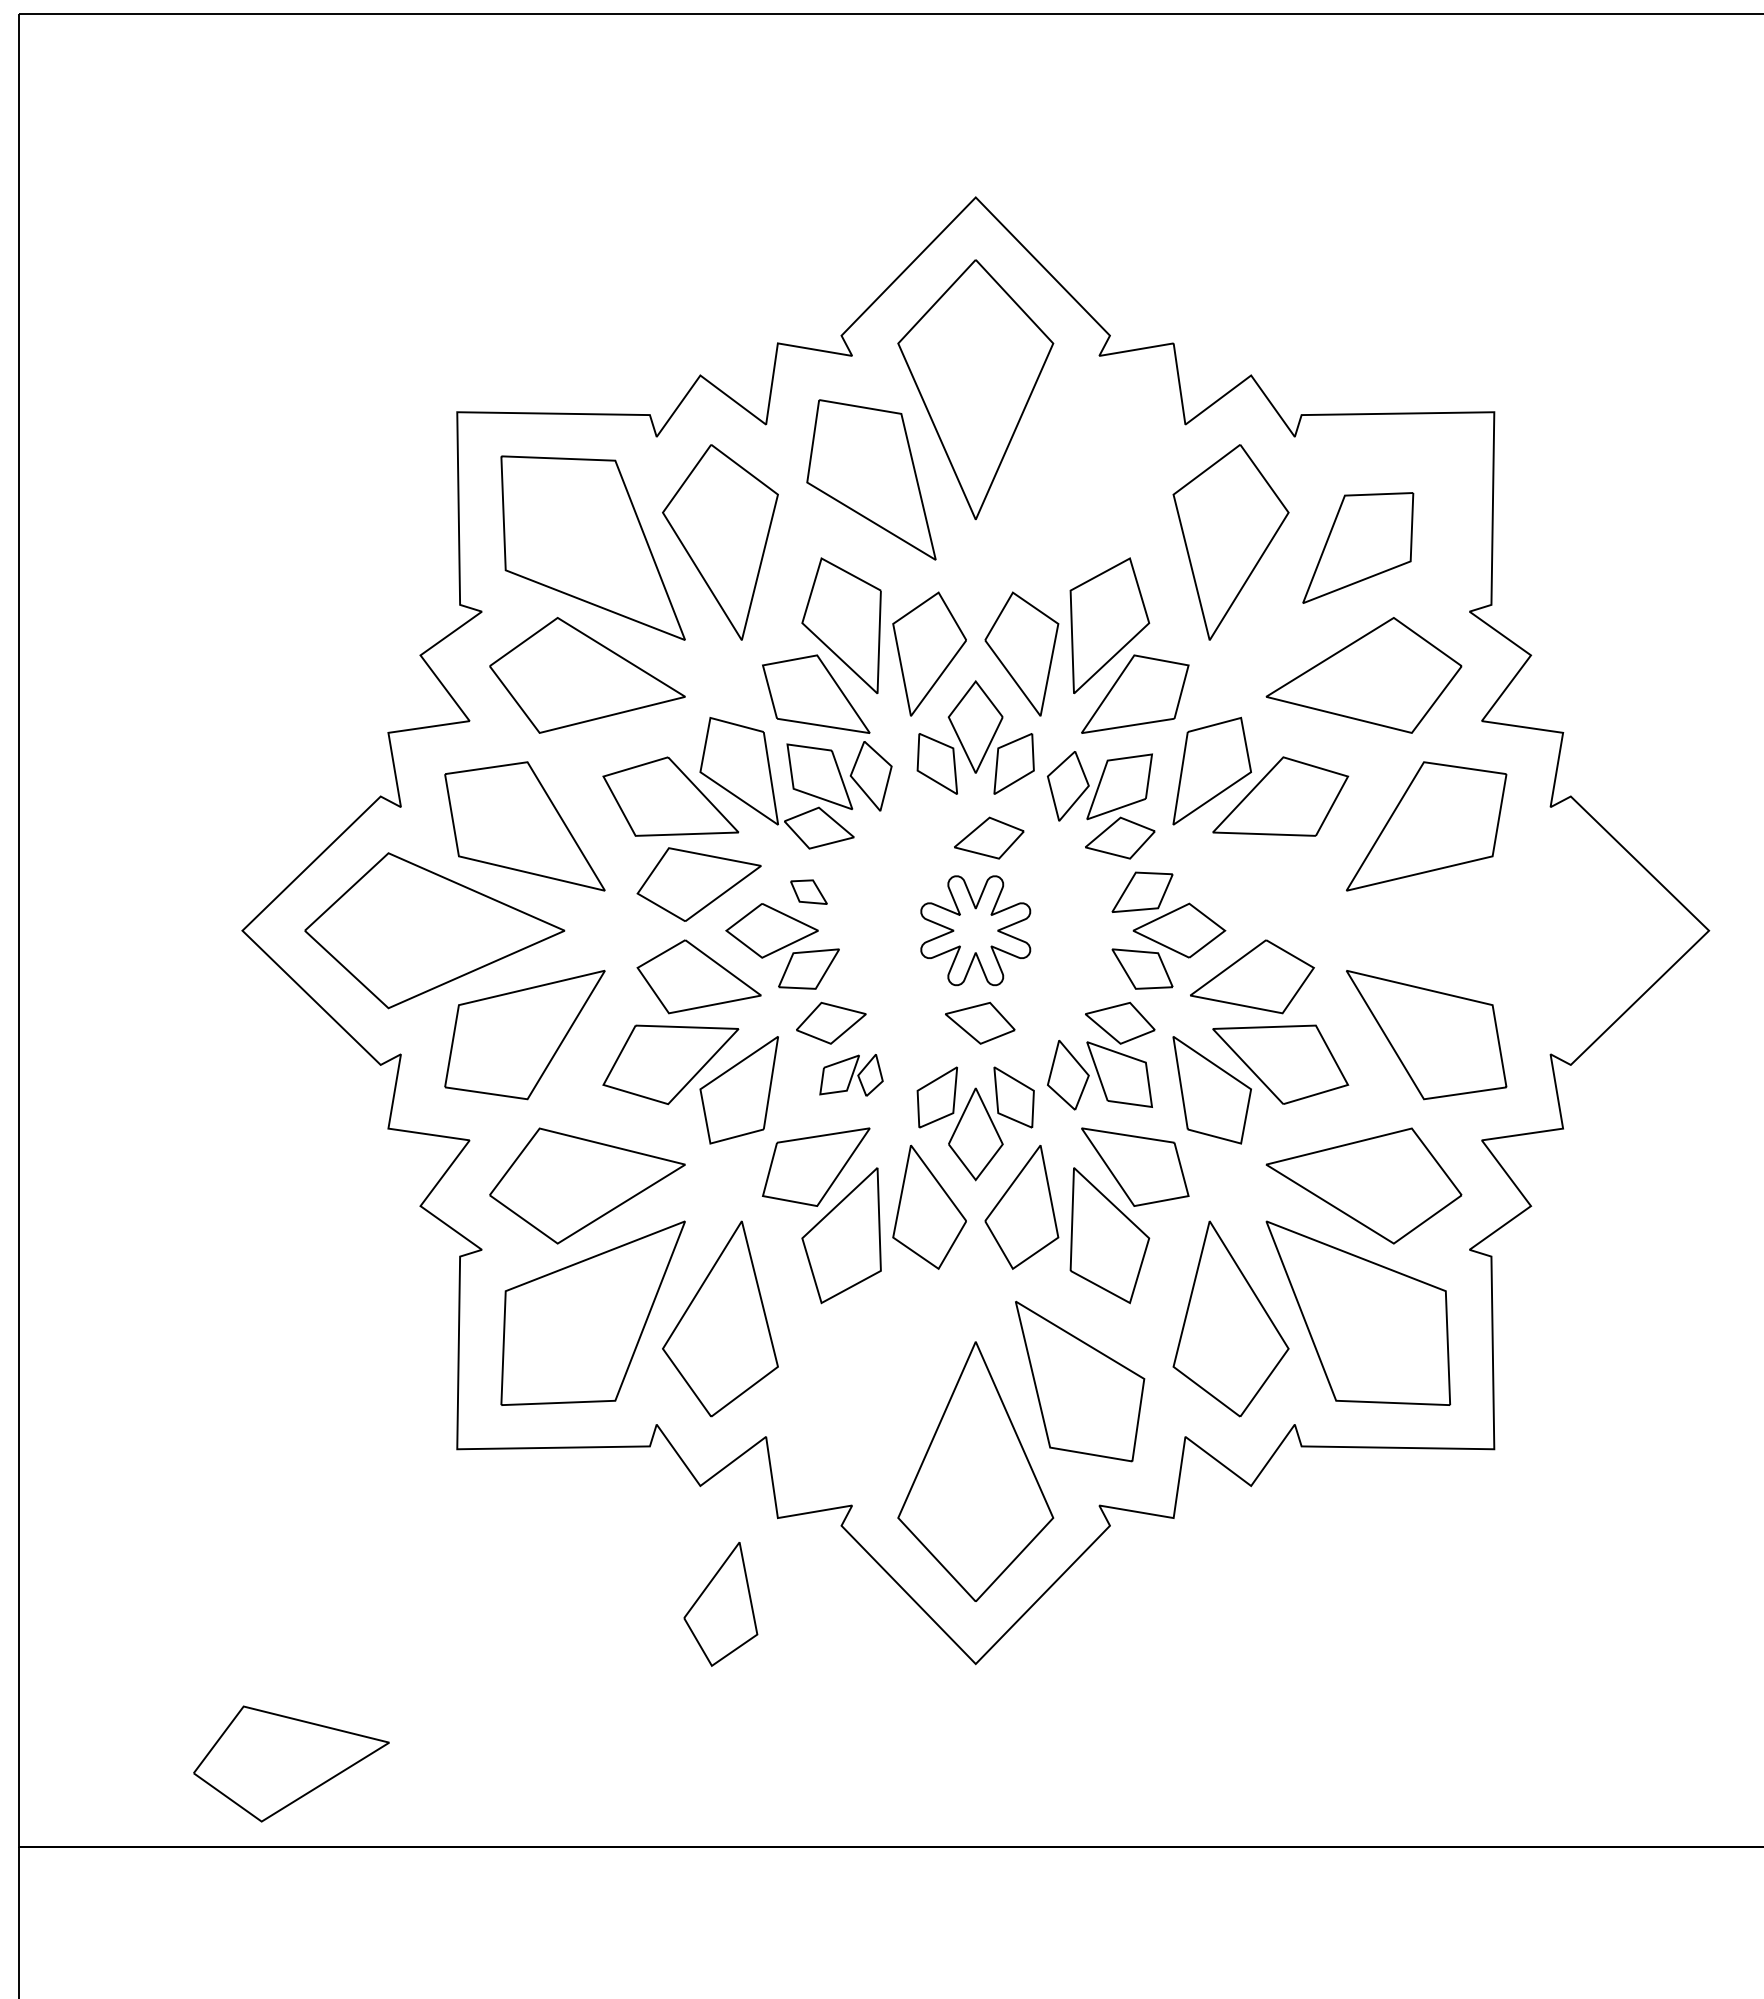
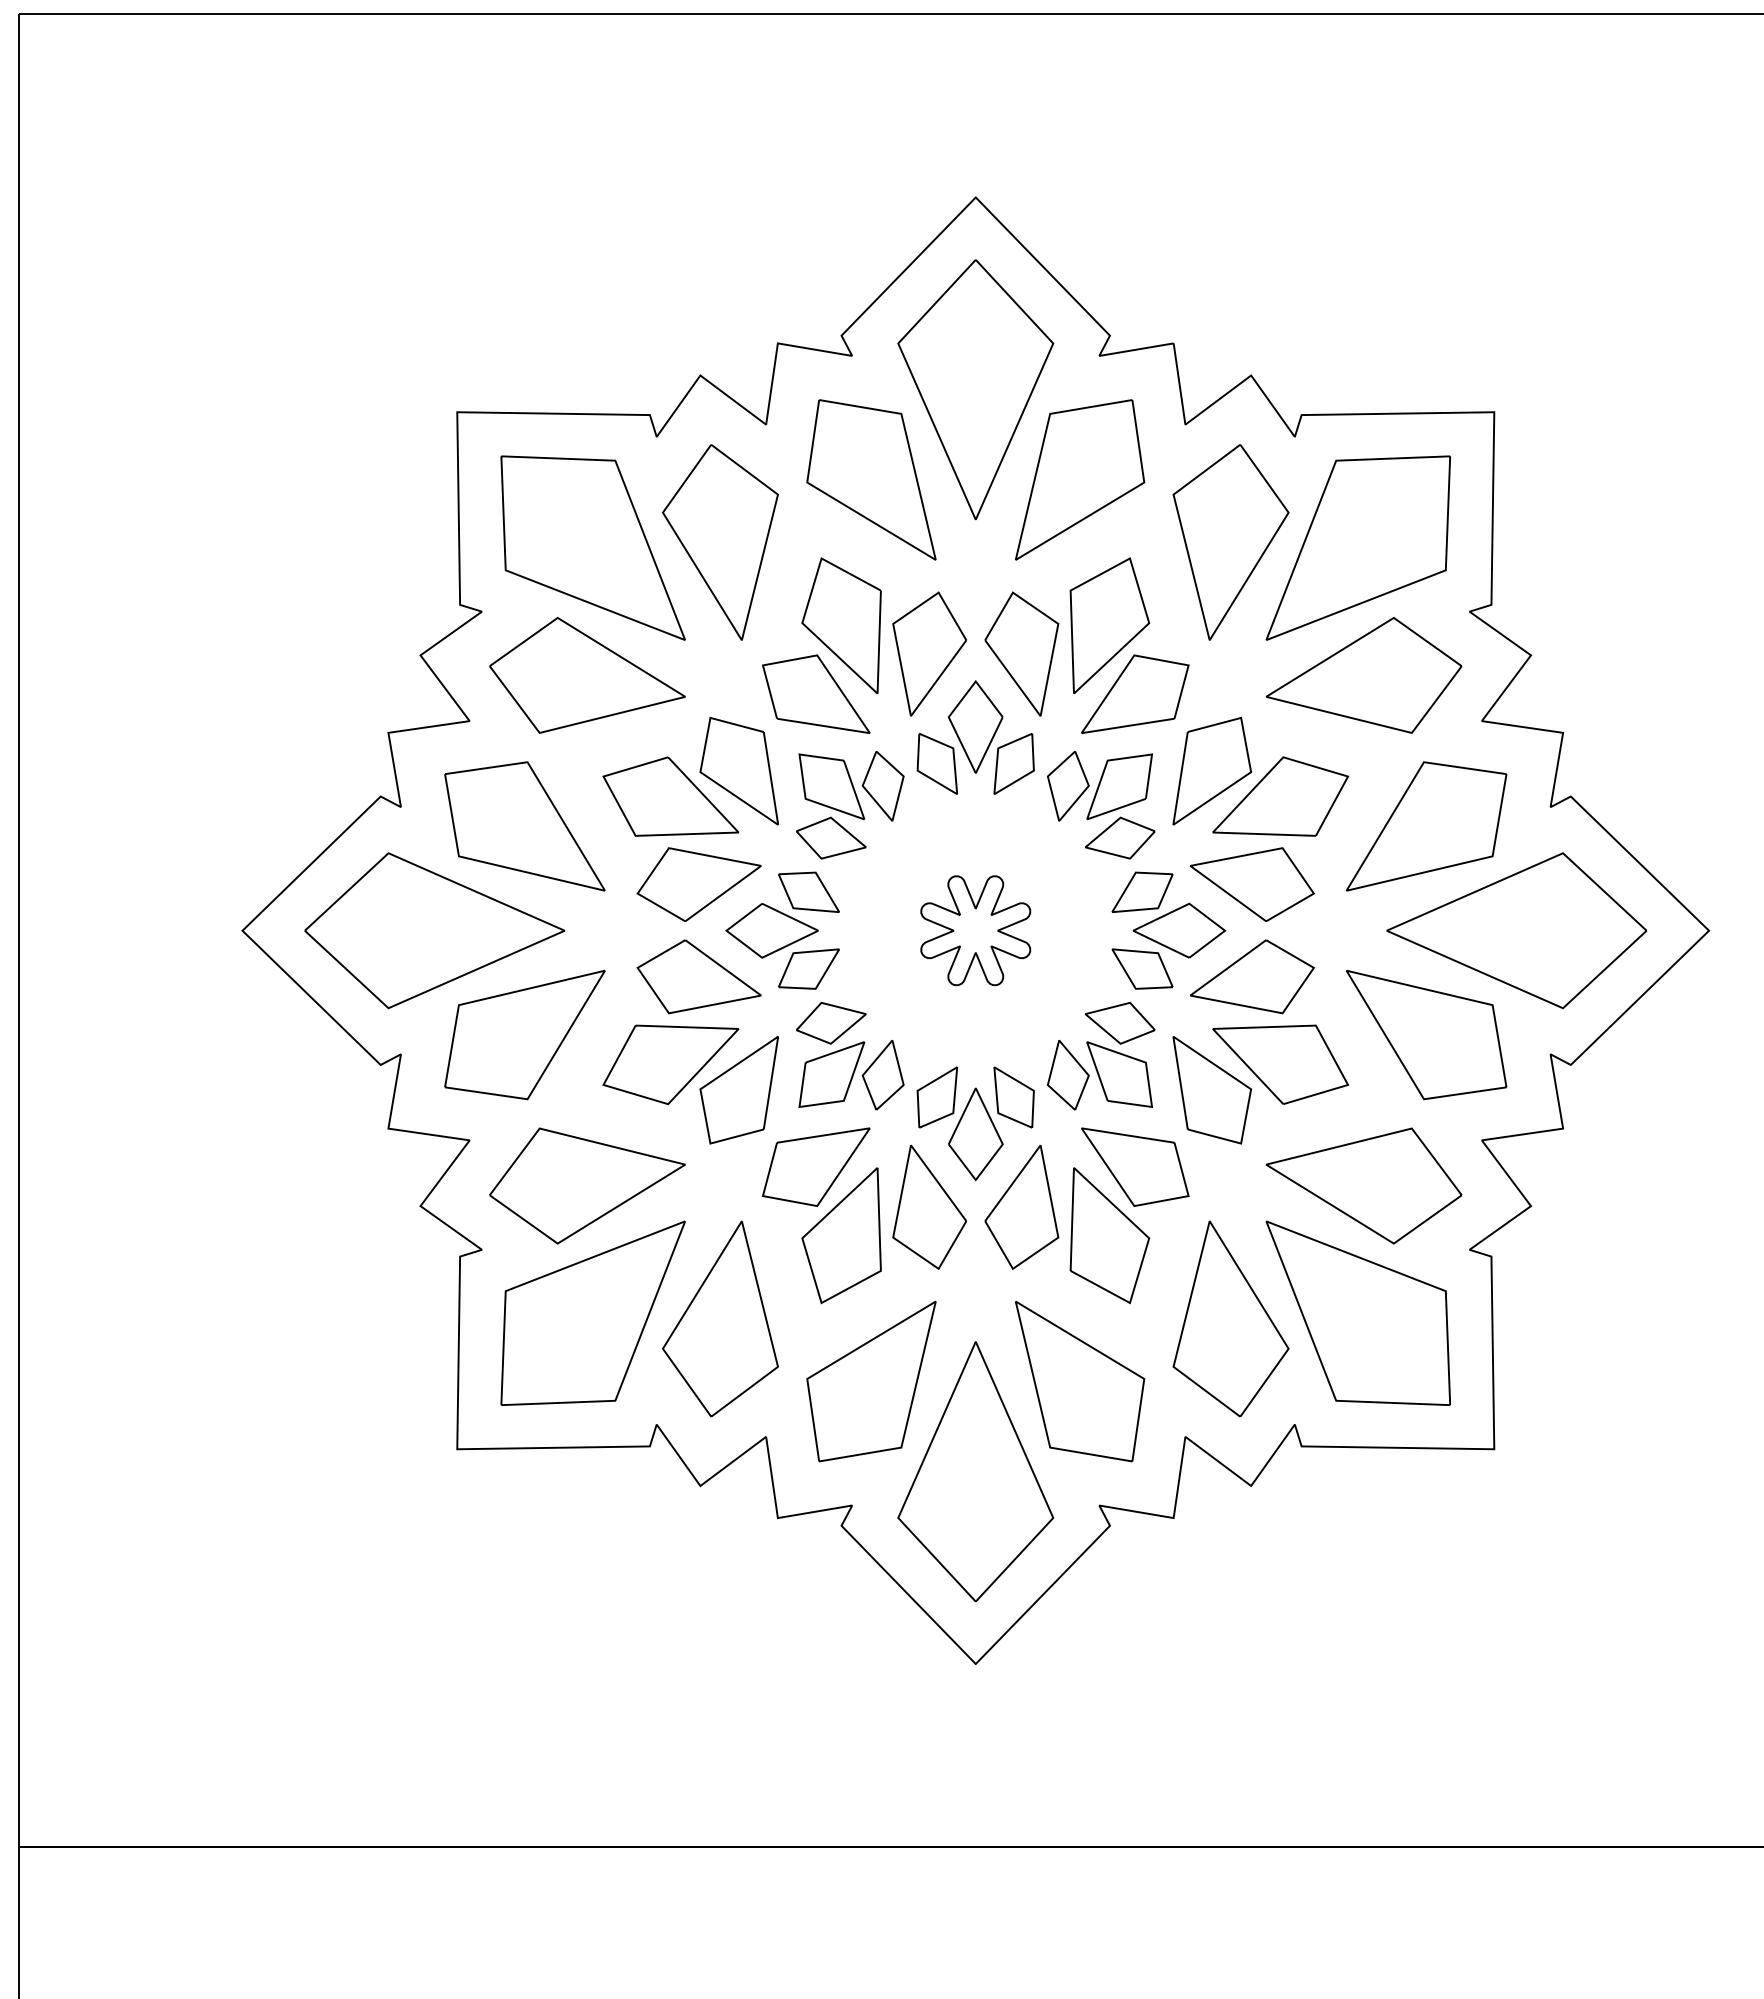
part: none -> present (1080, 479)
part size: 113x112 px -> 186x186 px (1357, 547)
part position: (838, 795) -> (850, 805) (850, 805)
part: present -> none (989, 837)
part: none -> present (1252, 884)
part size: 38x26 px -> 62x42 px (808, 891)
part: none -> present (1516, 930)
part: present -> none (980, 1023)
part size: 65x43 px -> 107x71 px (851, 1075)
part: none -> present (871, 1381)
part: present -> none (720, 1604)
part: present -> none (291, 1763)
